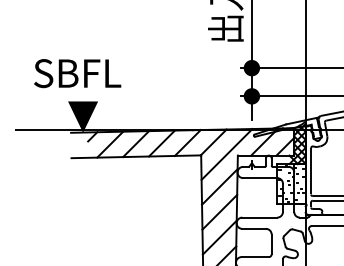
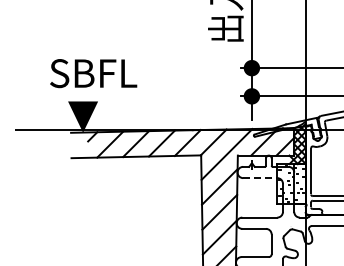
text position: (77, 73) -> (93, 73) (93, 73)
line: solid -> dashed (260, 178)
